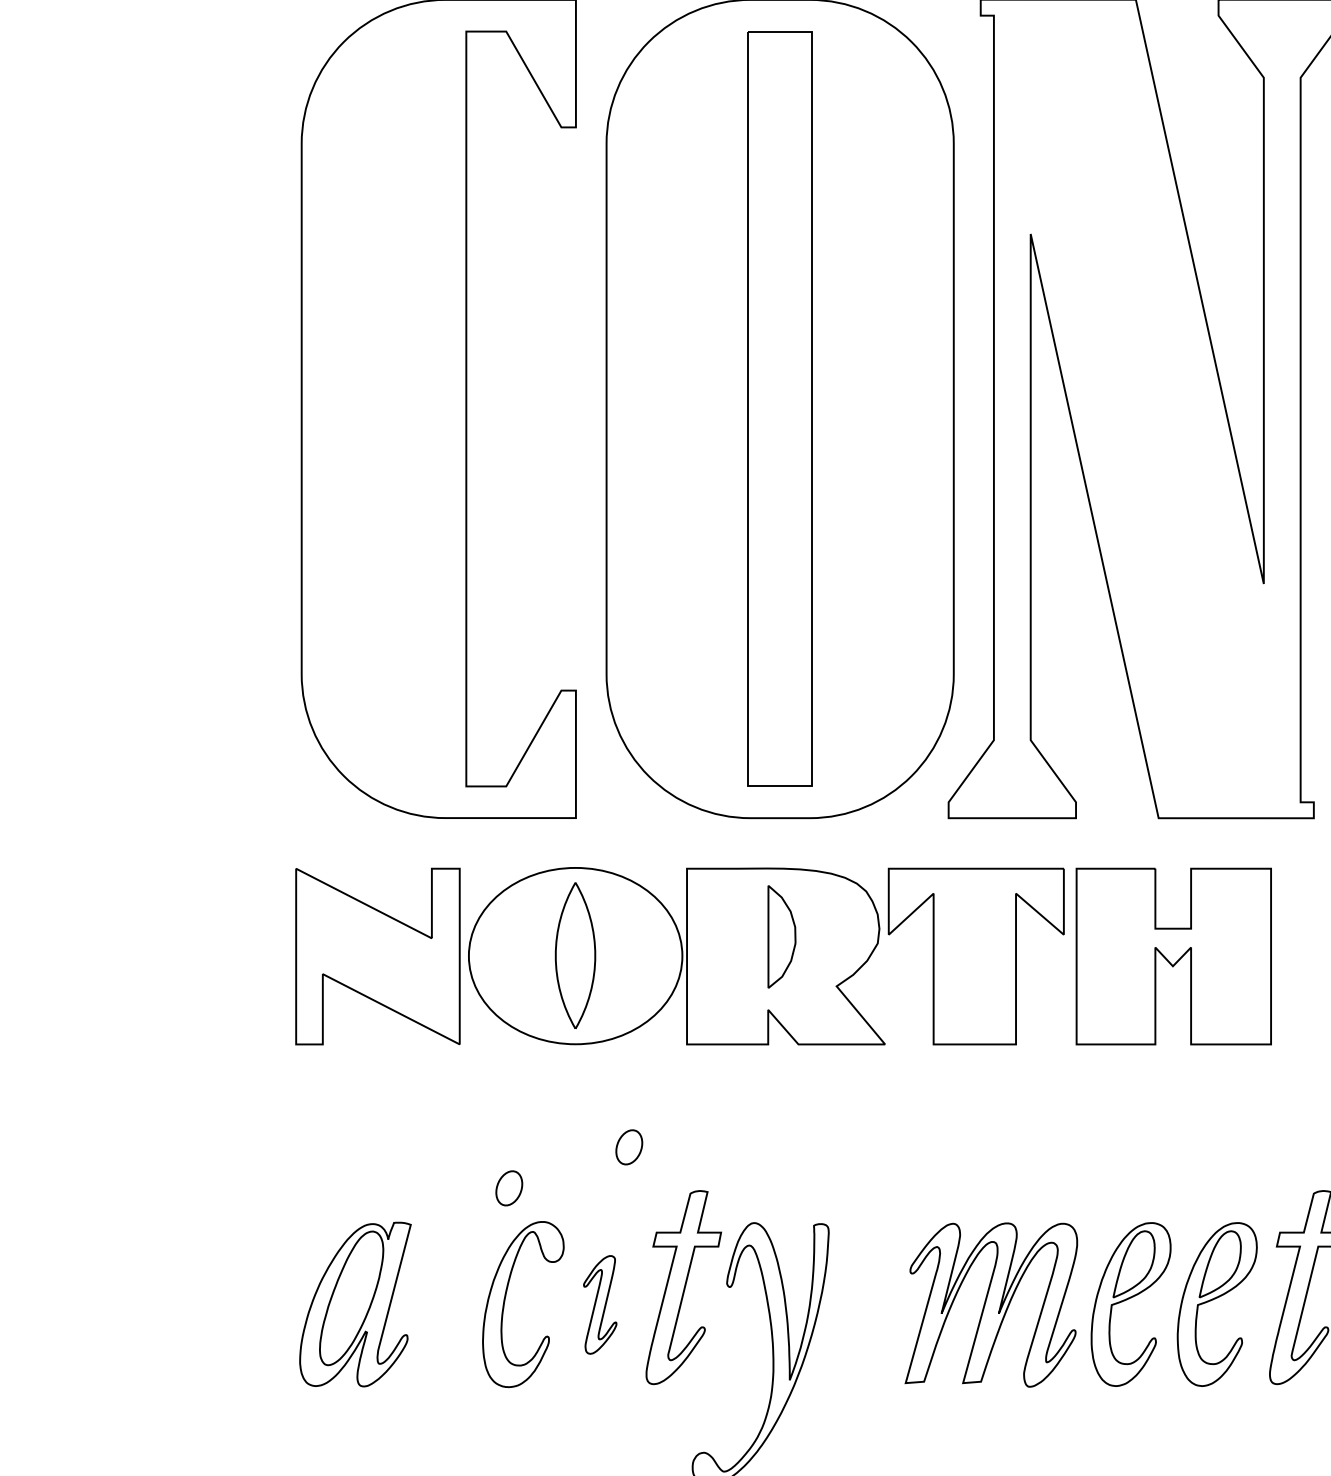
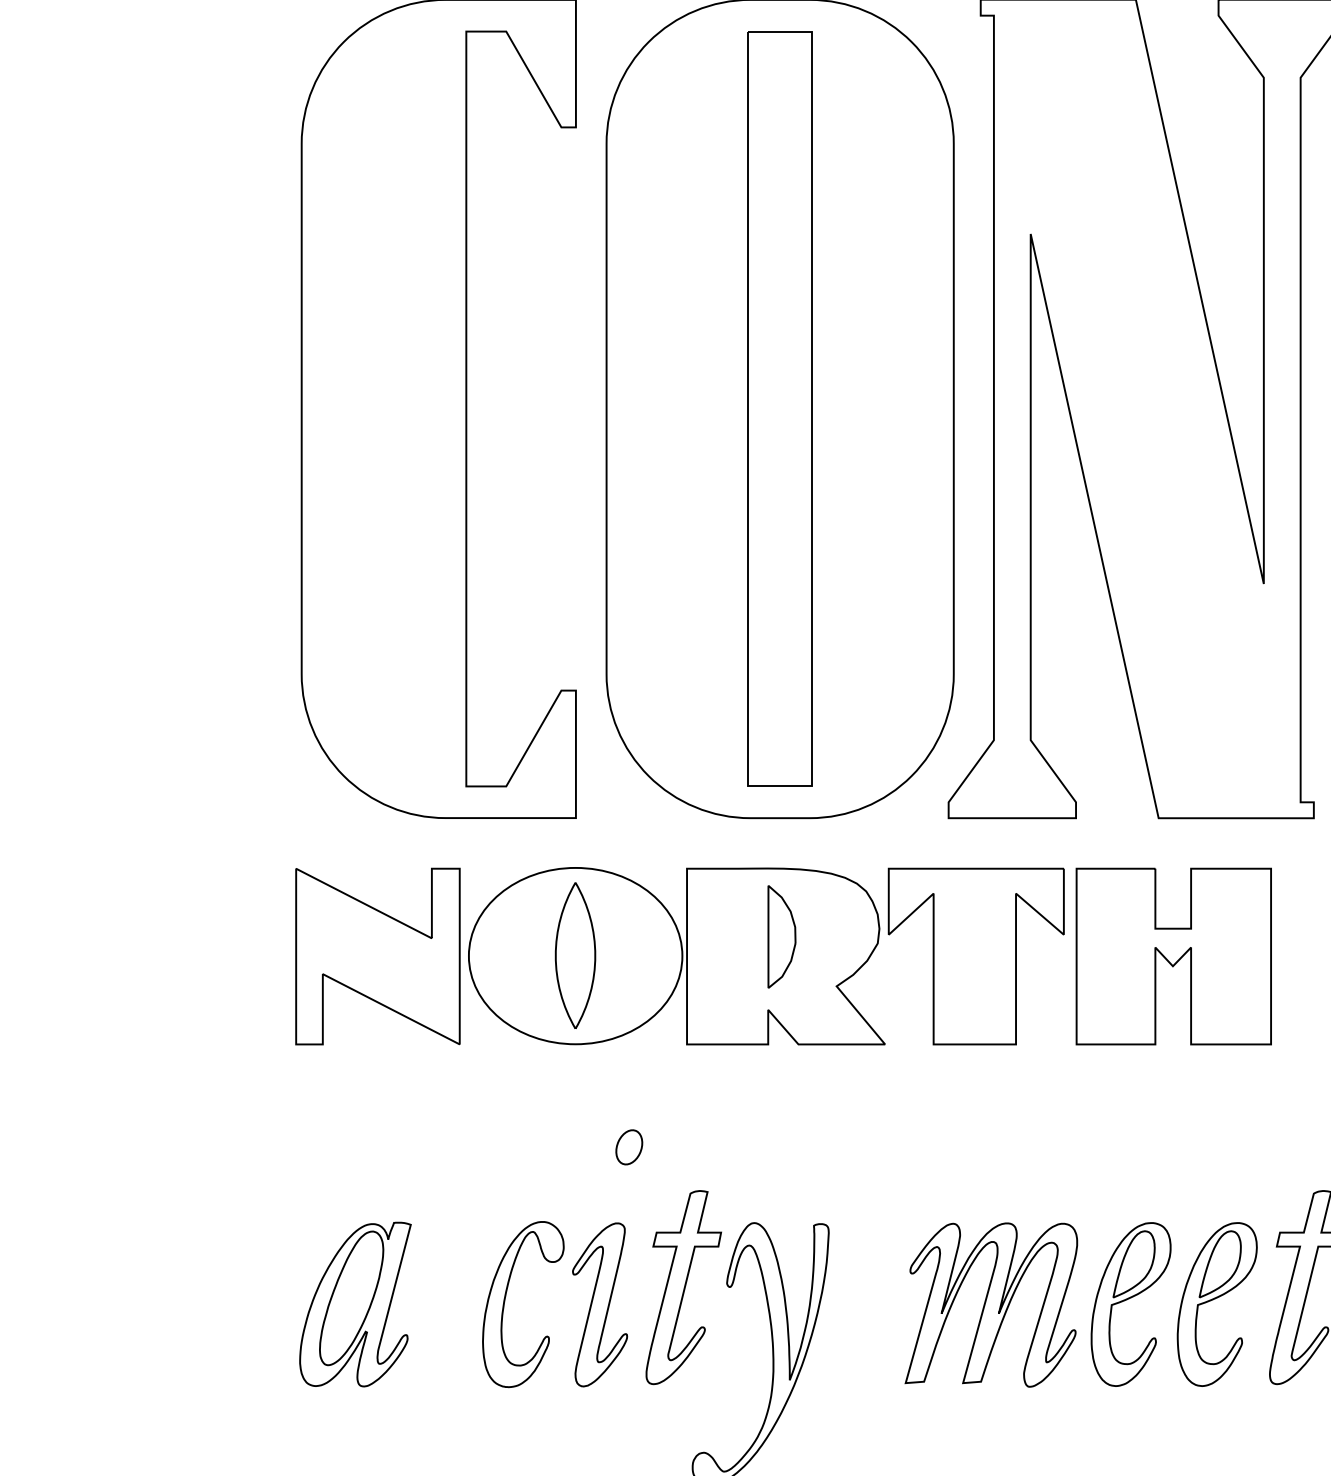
part: present -> none (509, 1188)
part size: 35x100 px -> 57x166 px (600, 1304)
